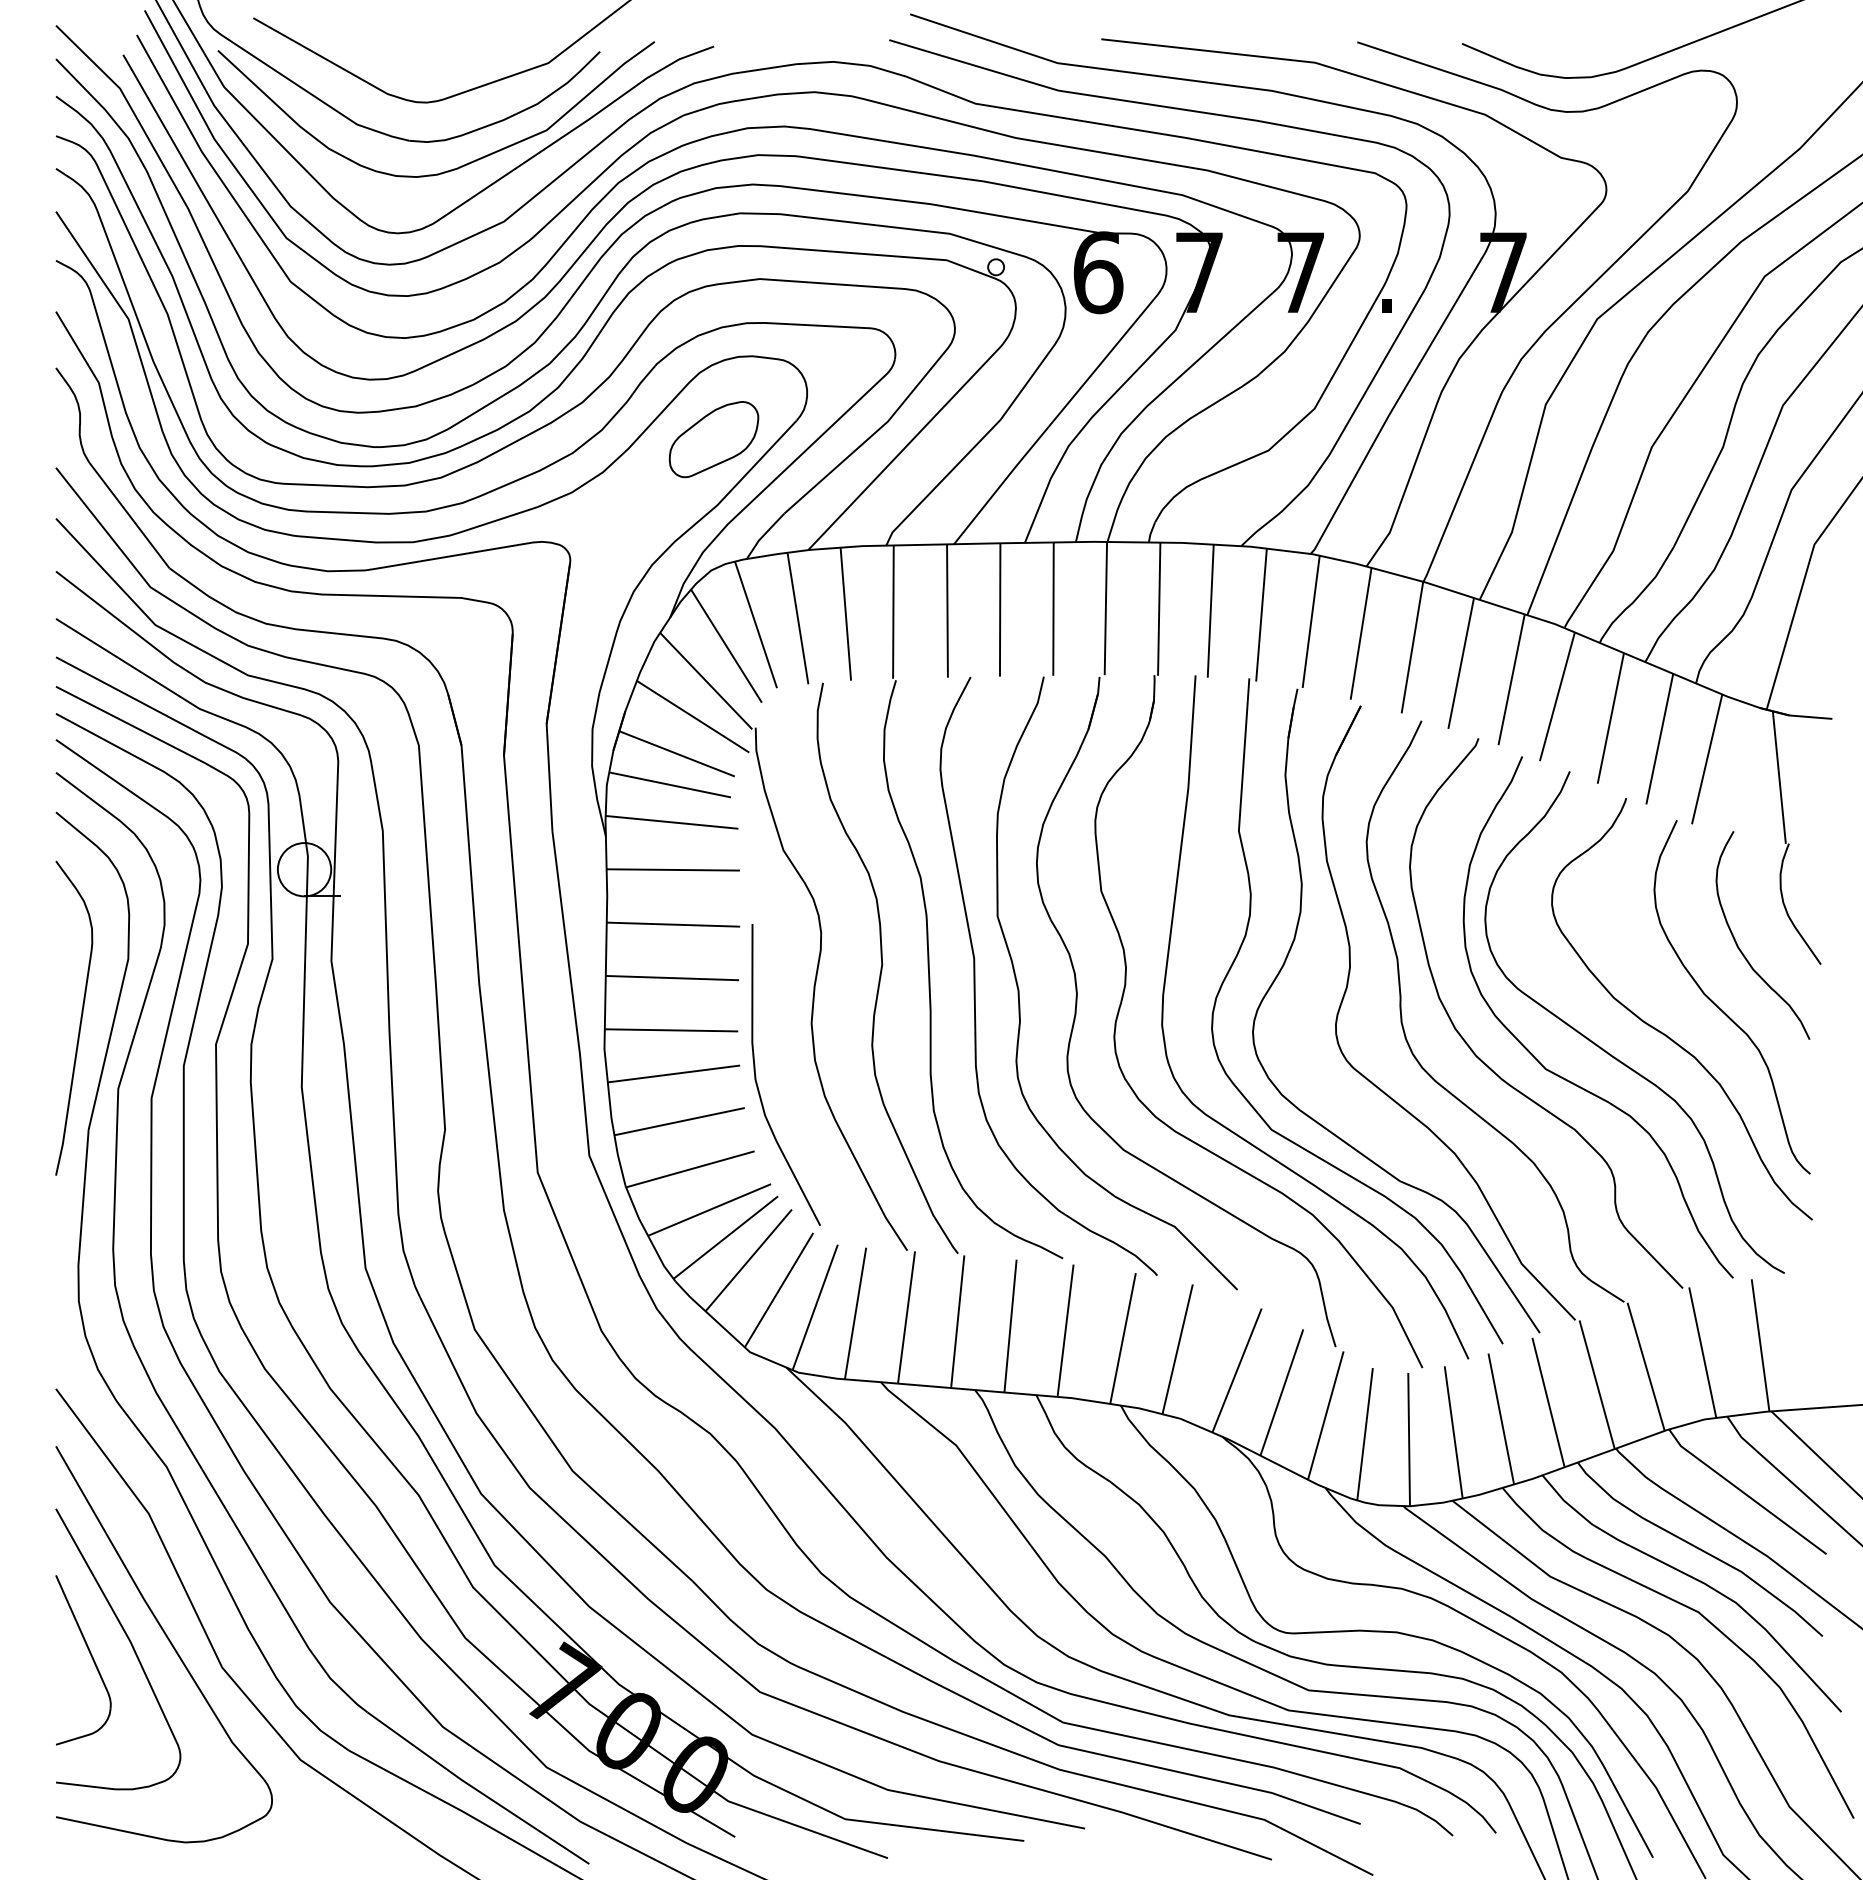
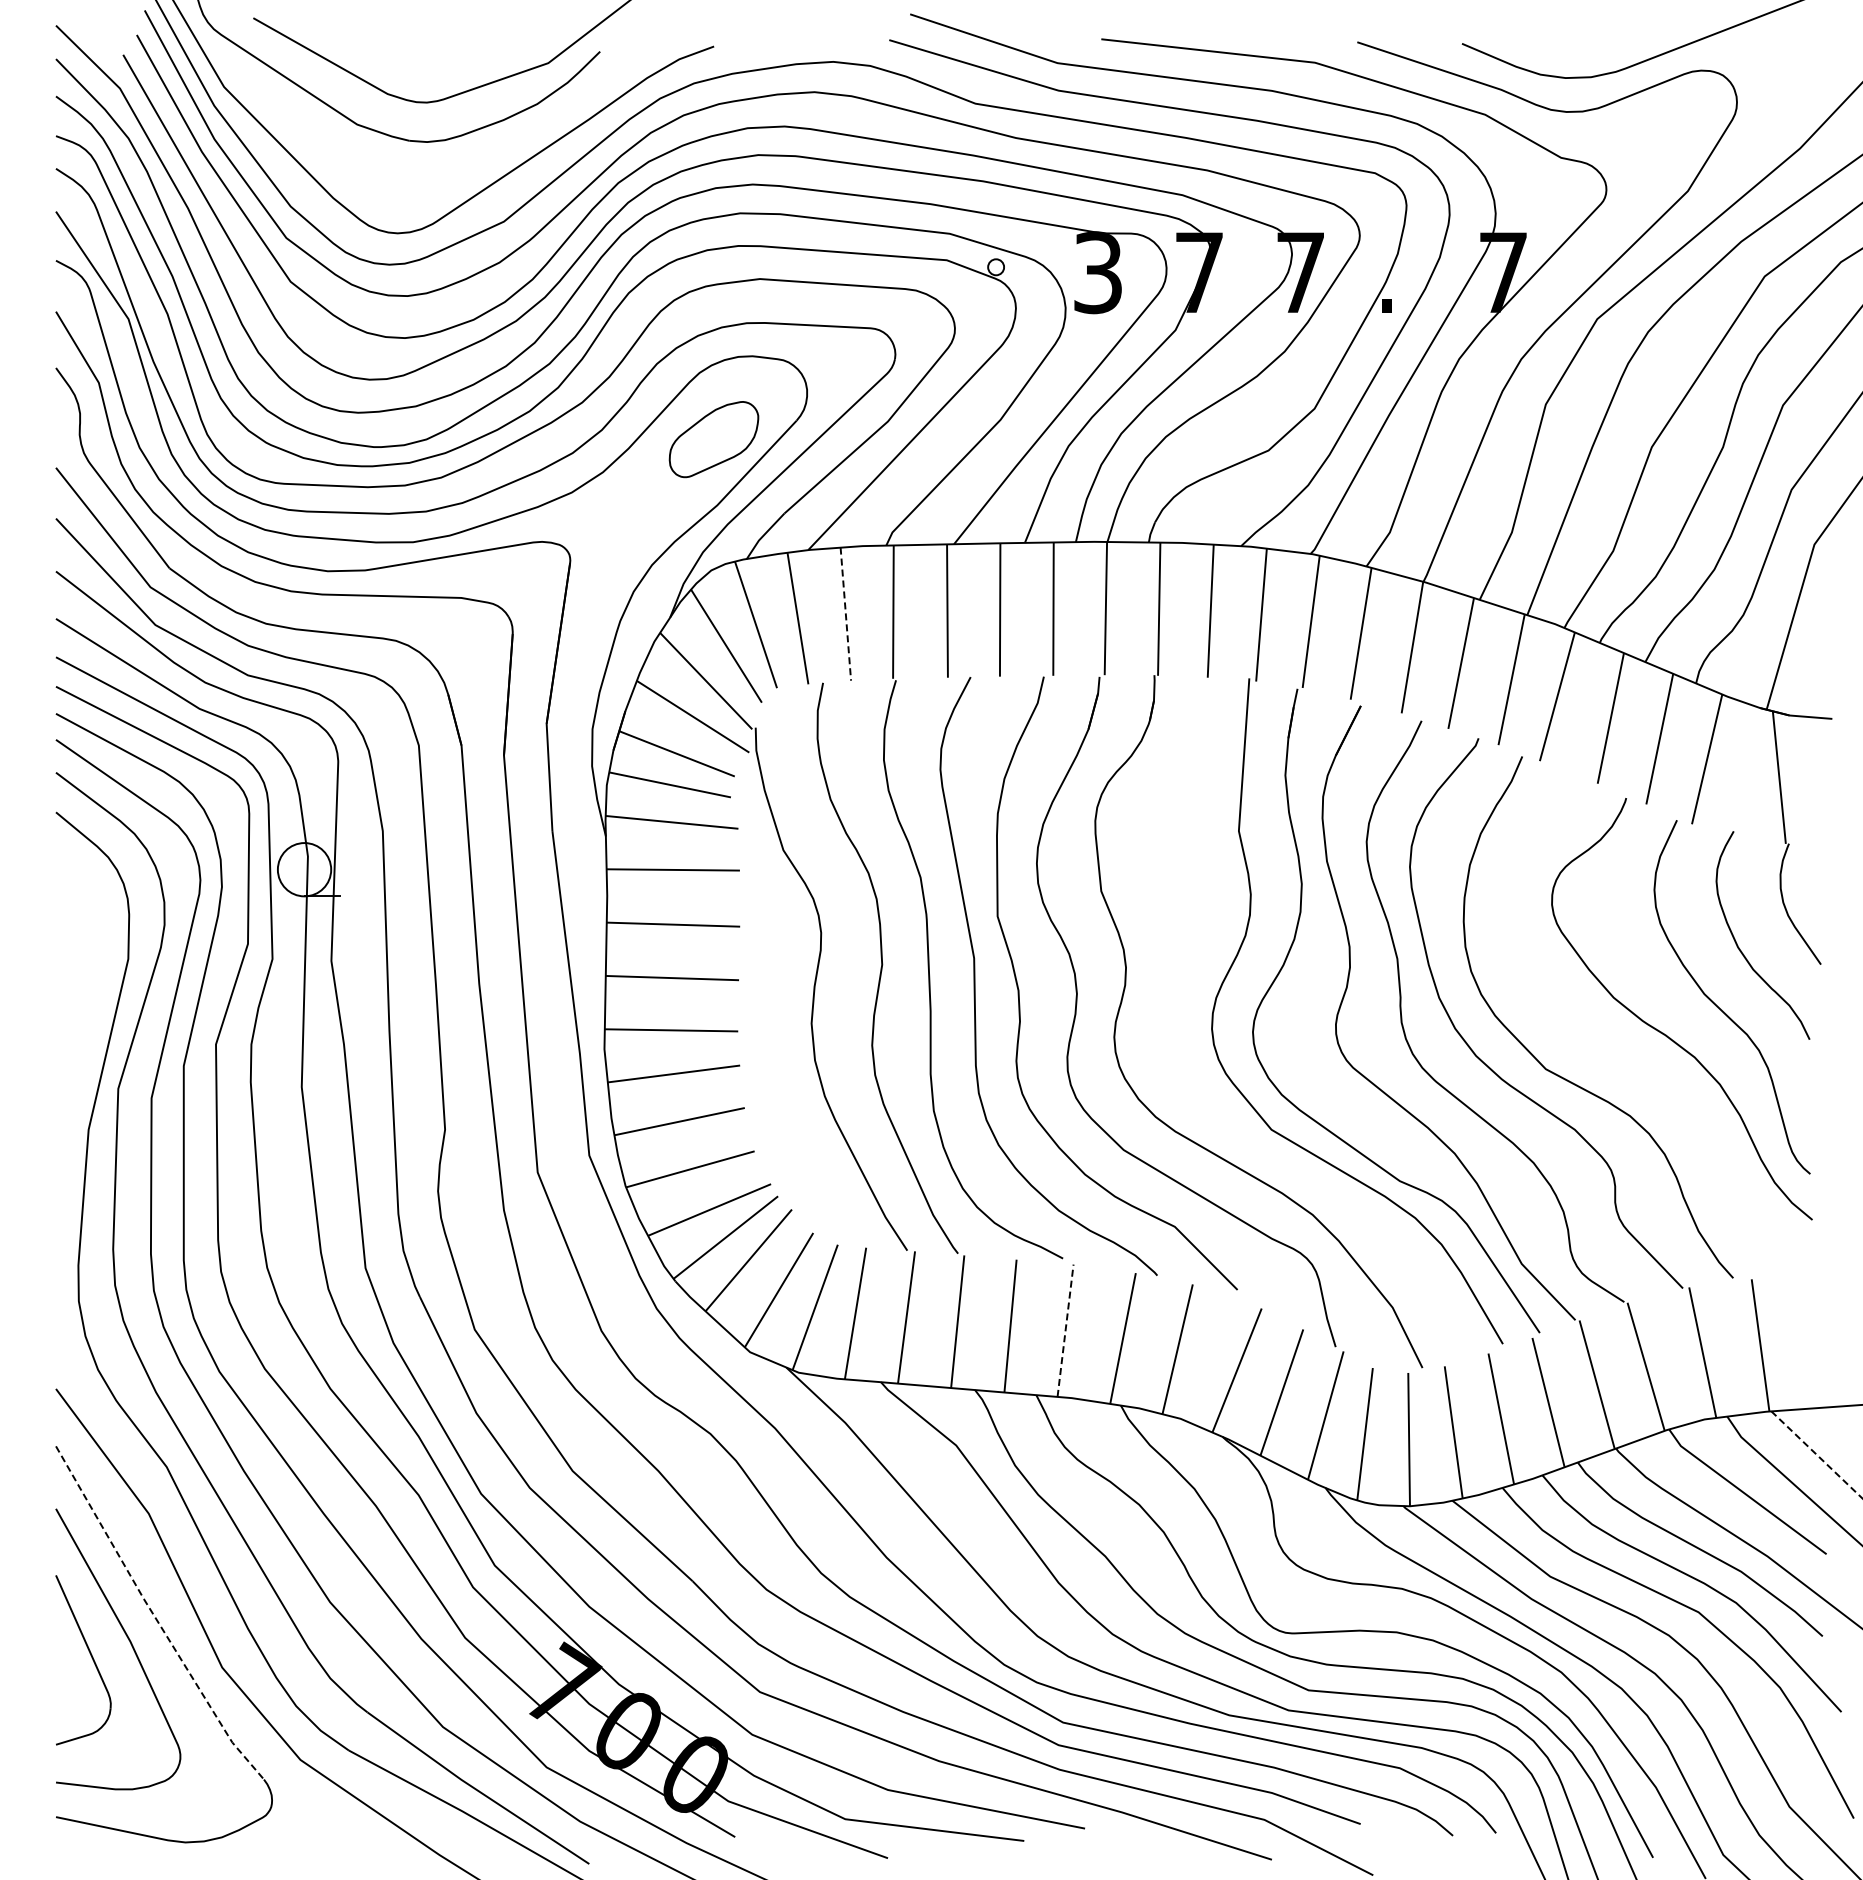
curve: present -> none (463, 164)
text: 6 -> 3 (1098, 272)
line: solid -> dashed (845, 614)
curve: present -> none (80, 1017)
curve: present -> none (1610, 1053)
curve: present -> none (756, 1076)
curve: present -> none (1238, 1134)
line: solid -> dashed (1065, 1330)
line: solid -> dashed (1817, 1455)
line: solid -> dashed (154, 1616)
